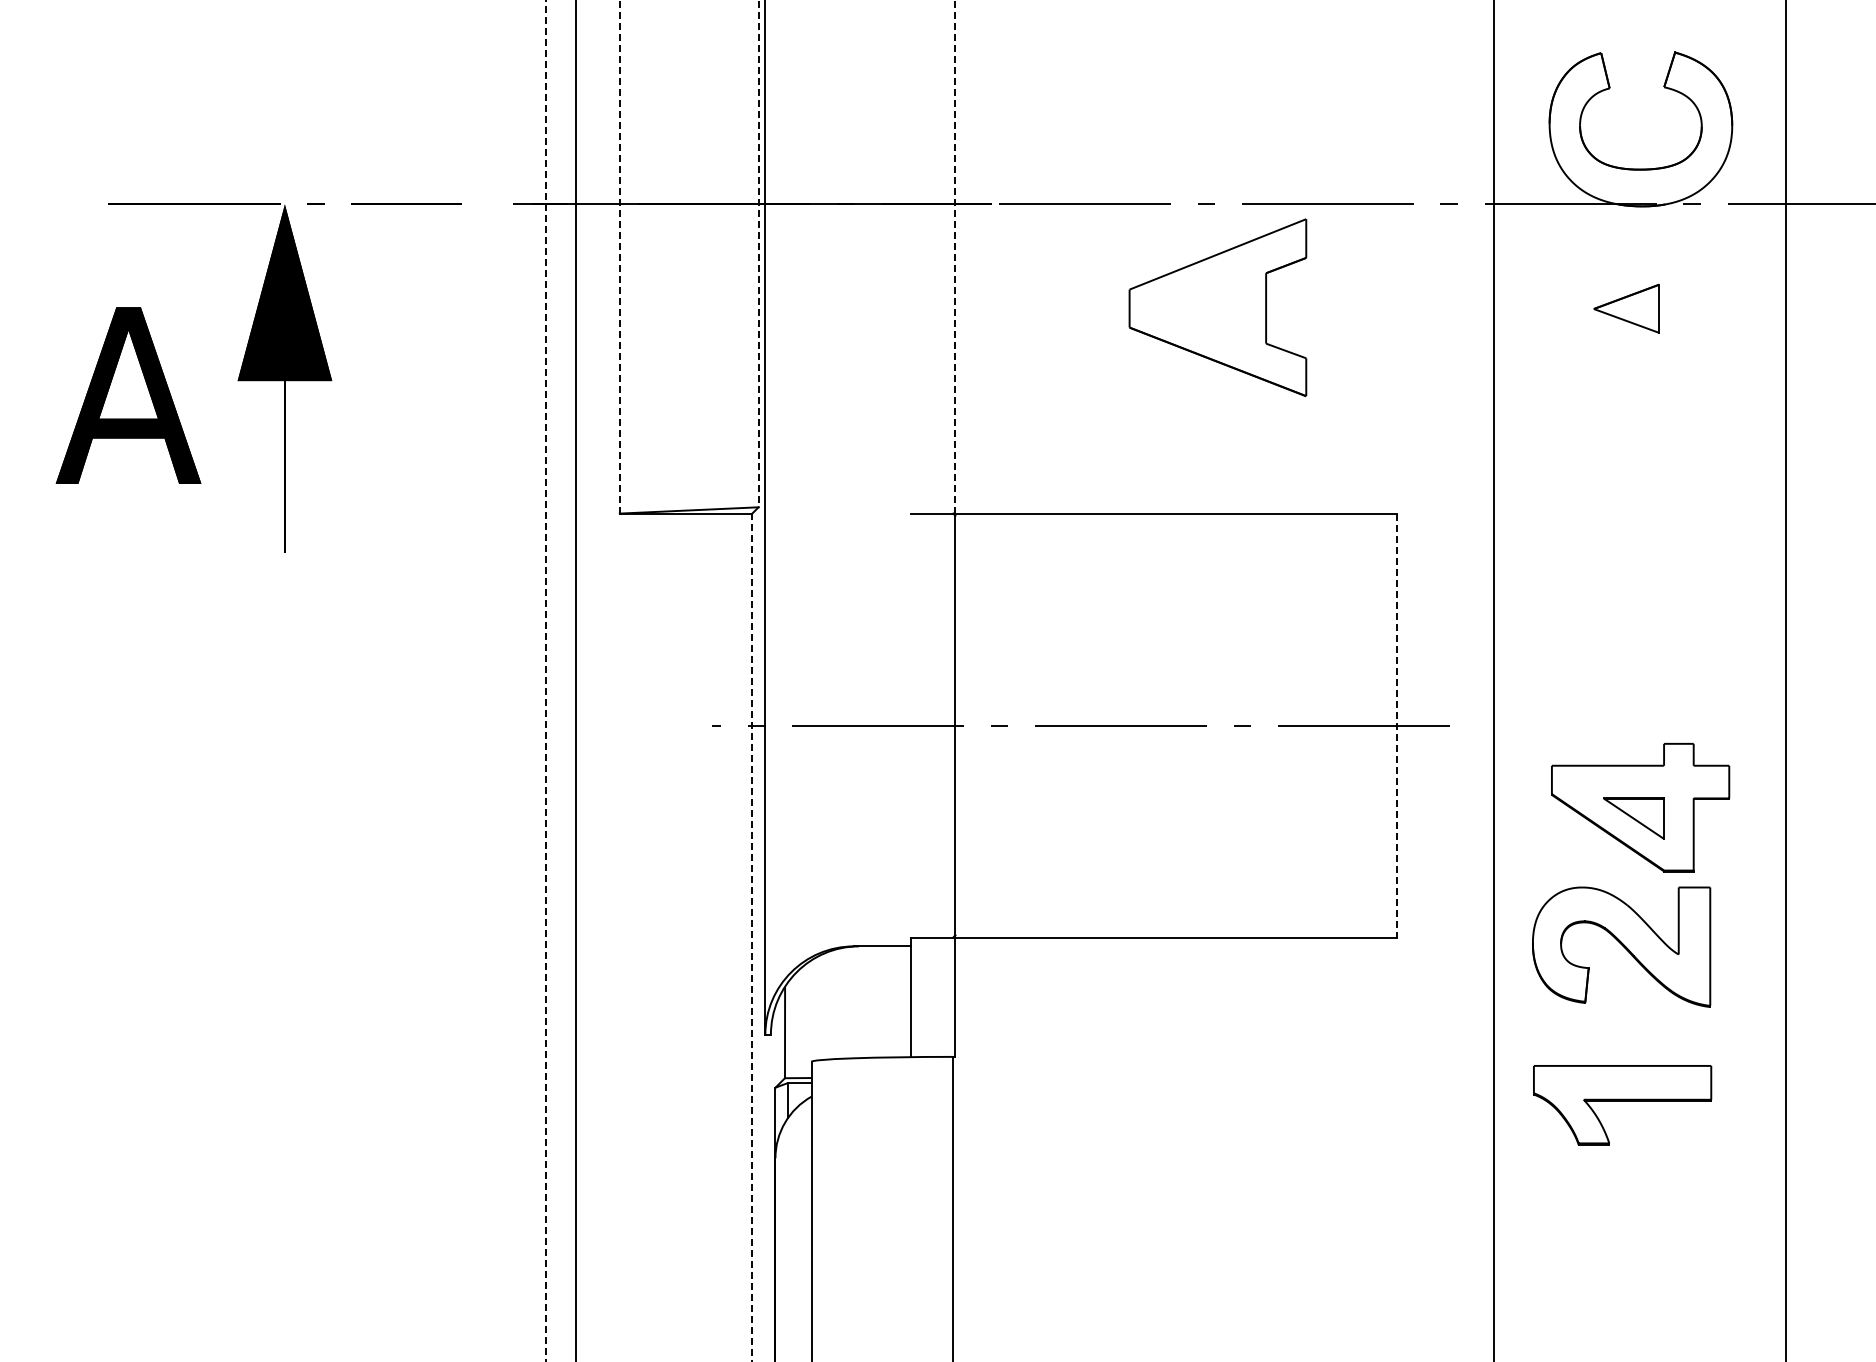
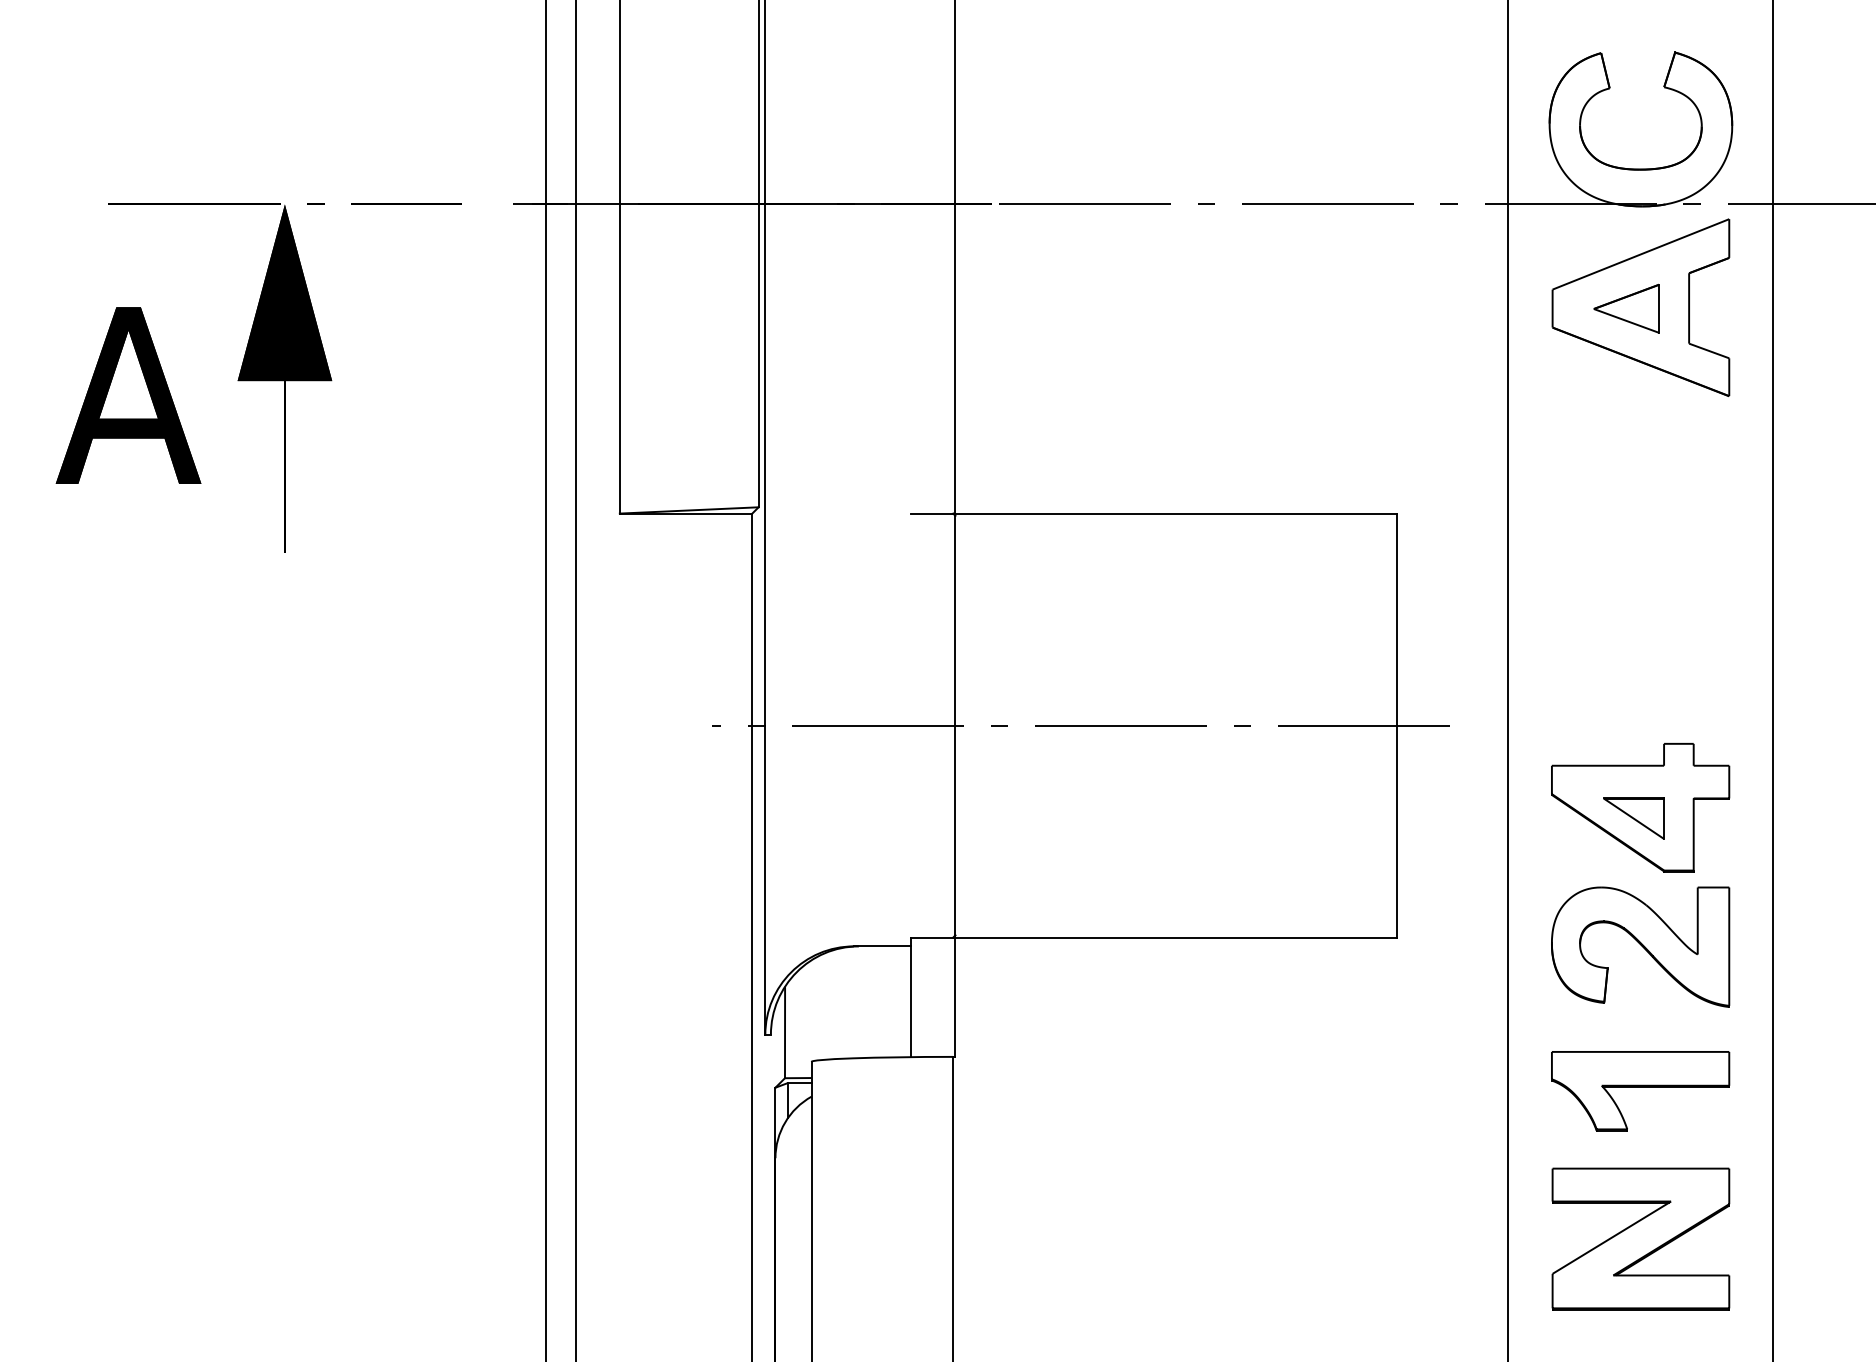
line: dashed -> solid (758, 254)
line: dashed -> solid (619, 256)
line: dashed -> solid (955, 256)
part position: (1217, 307) -> (1640, 307) (1640, 307)
line: dashed -> solid (545, 680)
line position: (1494, 680) -> (1508, 680) (1508, 680)
line position: (1786, 680) -> (1773, 680) (1773, 680)
line: dashed -> solid (1397, 725)
line: dashed -> solid (752, 937)
part position: (1621, 946) -> (1640, 946) (1640, 946)
part position: (1622, 1105) -> (1640, 1091) (1640, 1091)
part: none -> present (1640, 1238)
